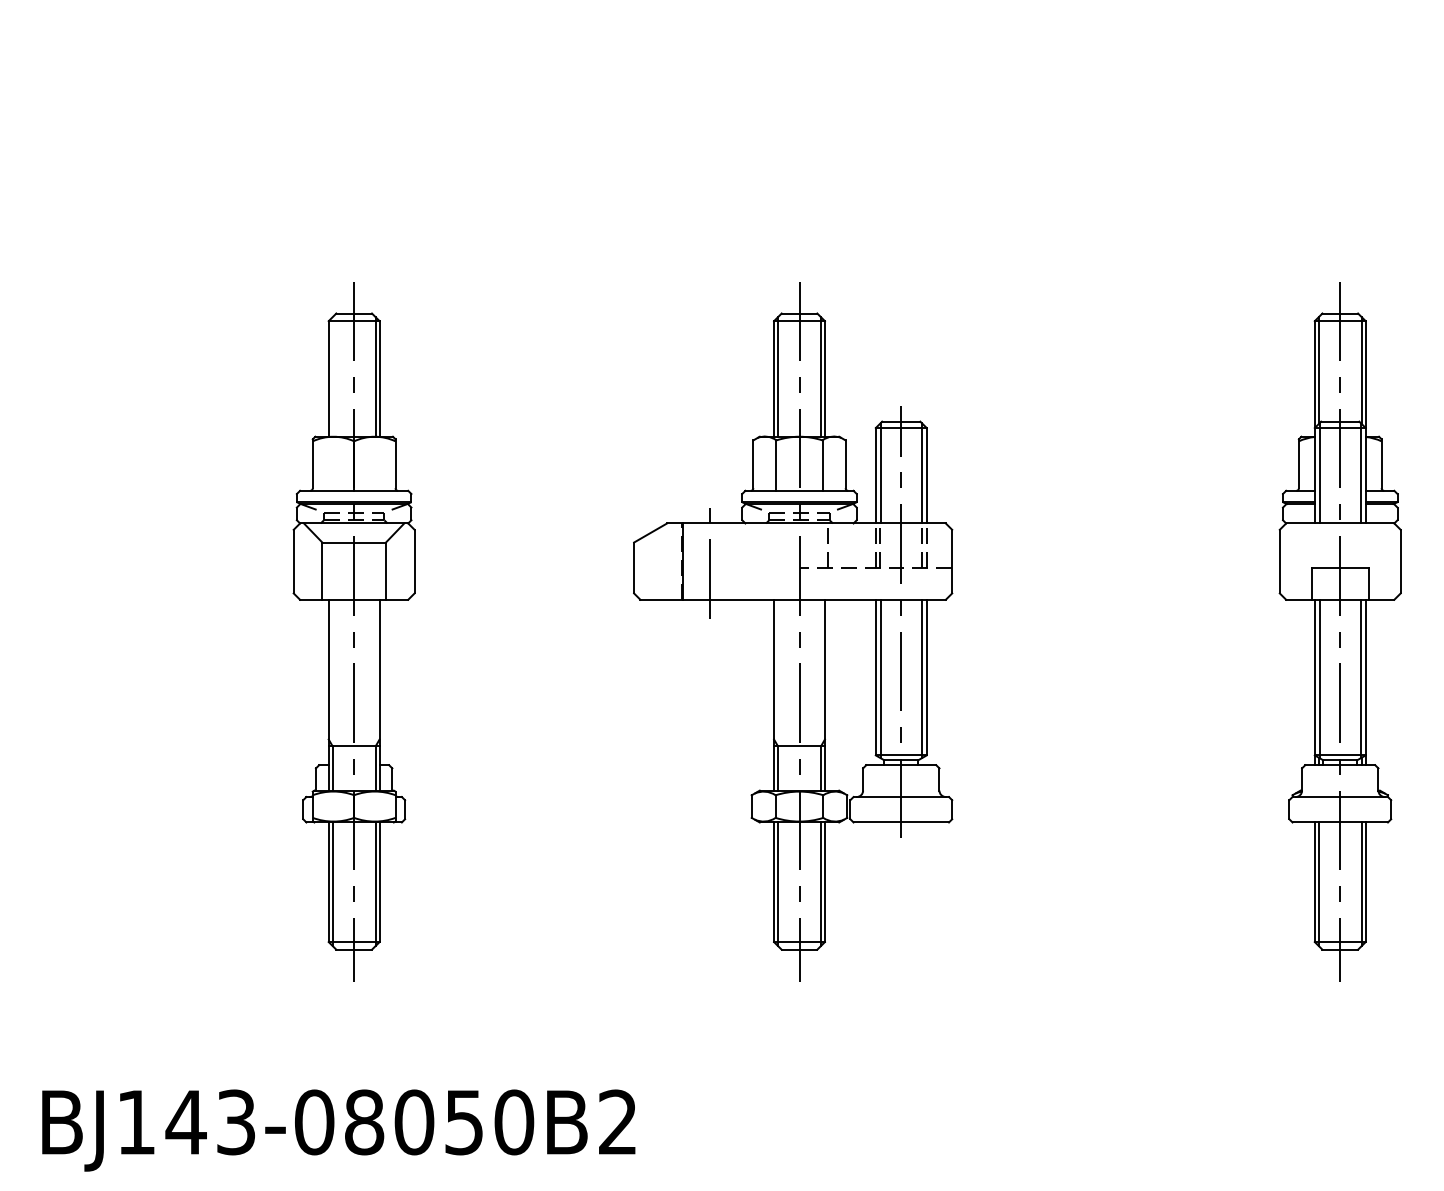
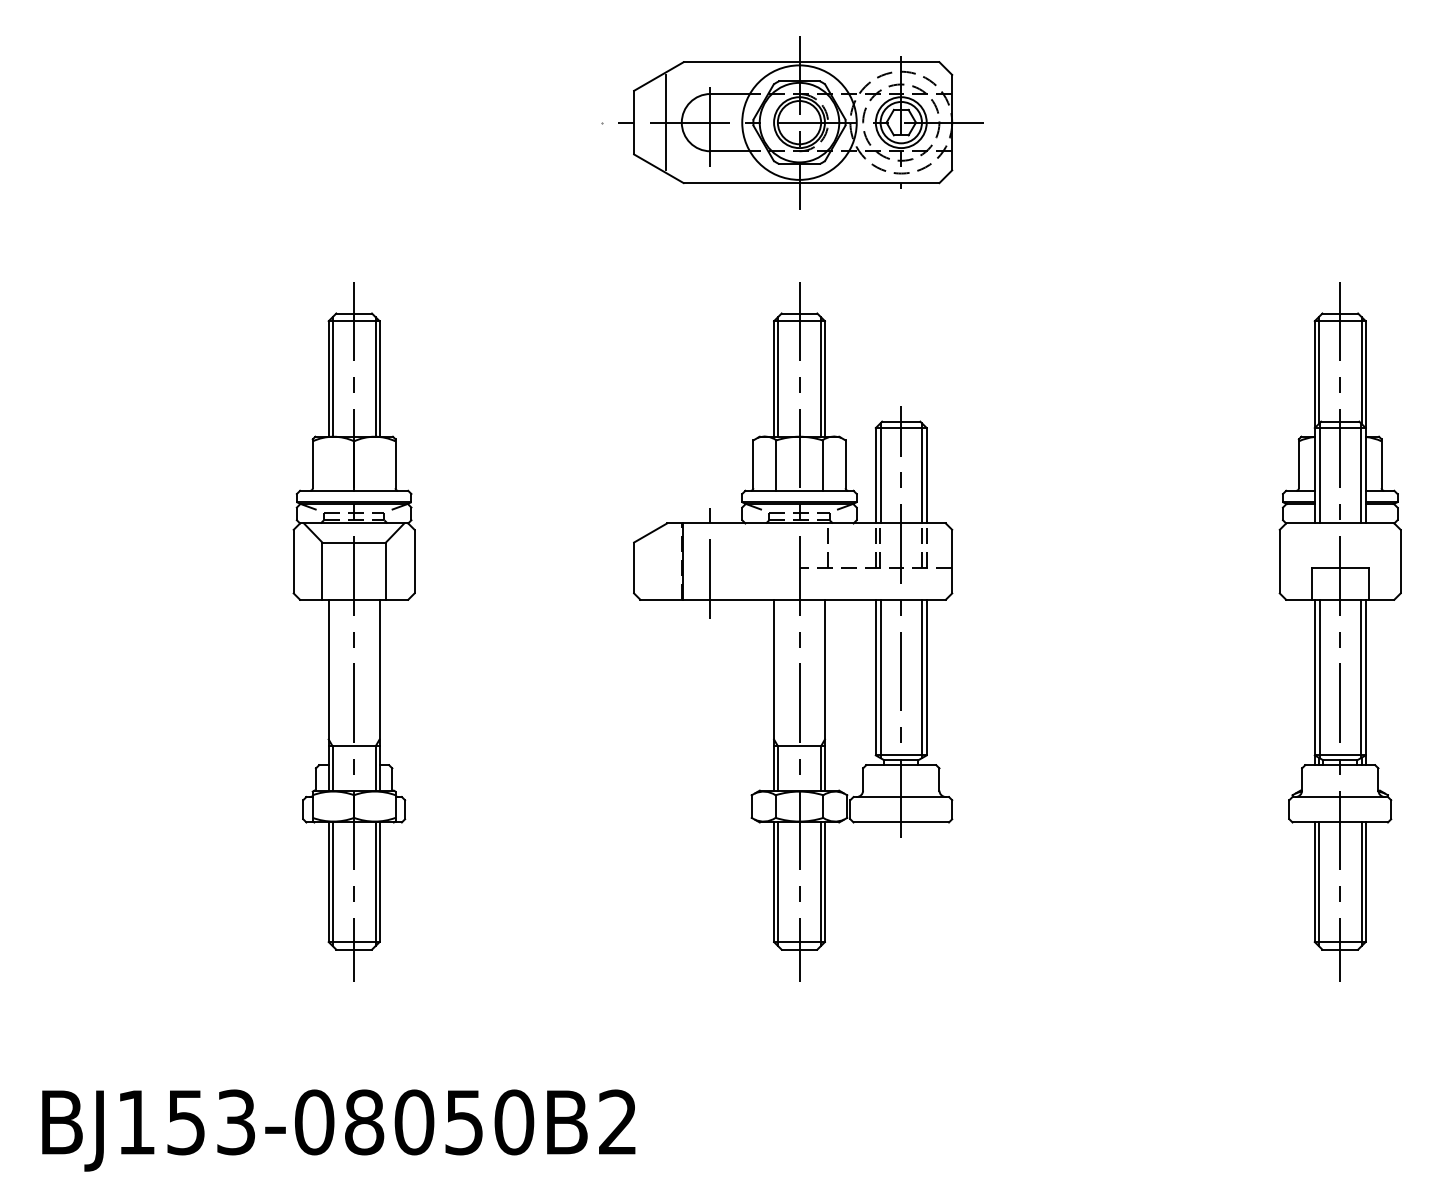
part: none -> present (792, 122)
line: none -> present (332, 376)
text: BJ143-08050B2 -> BJ153-08050B2 (185, 1122)
